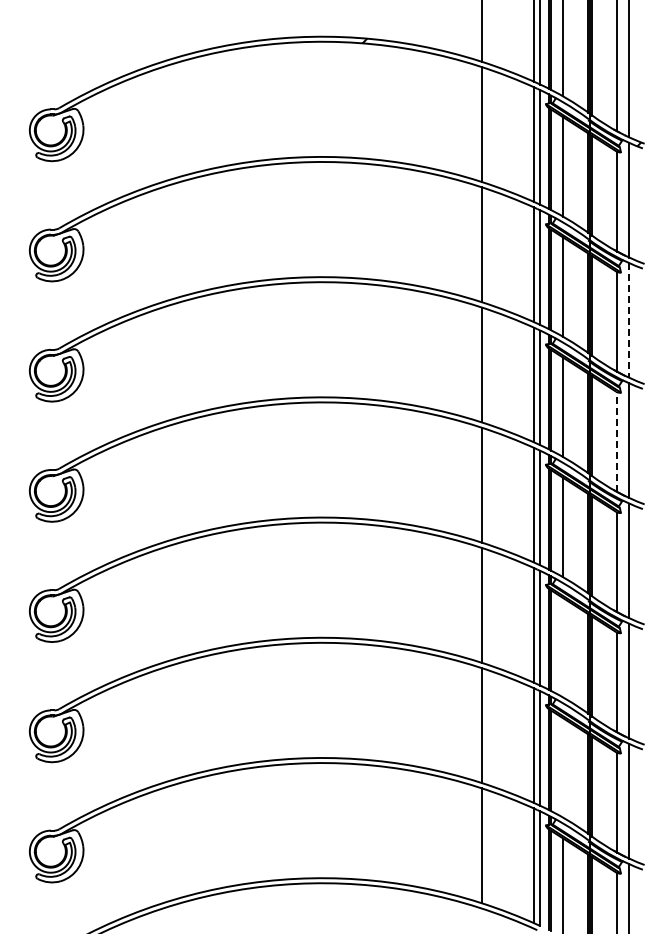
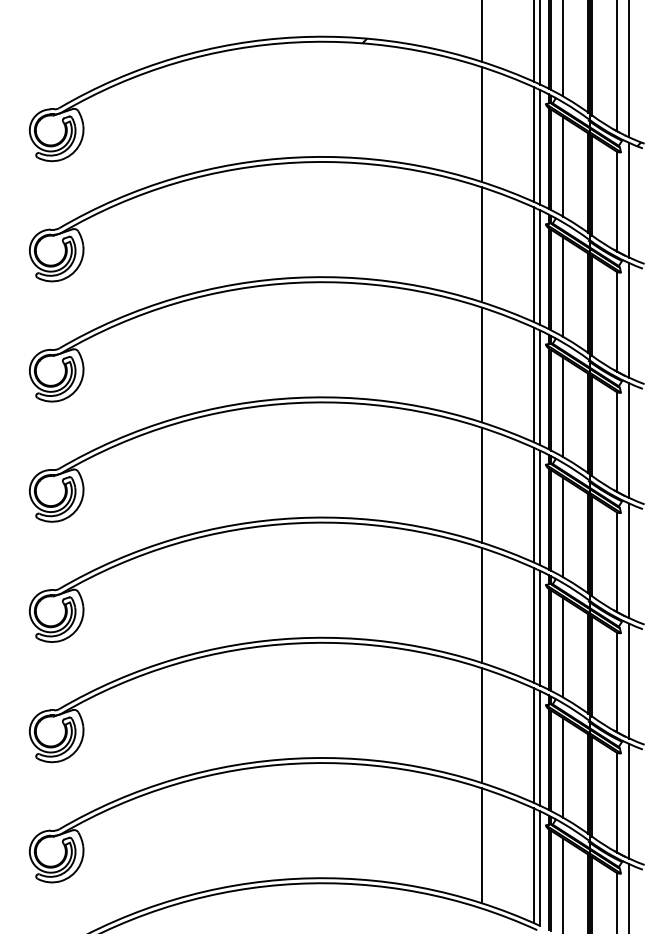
line: dashed -> solid (629, 321)
line: dashed -> solid (617, 442)
line: none -> present (563, 647)
line: none -> present (563, 767)
